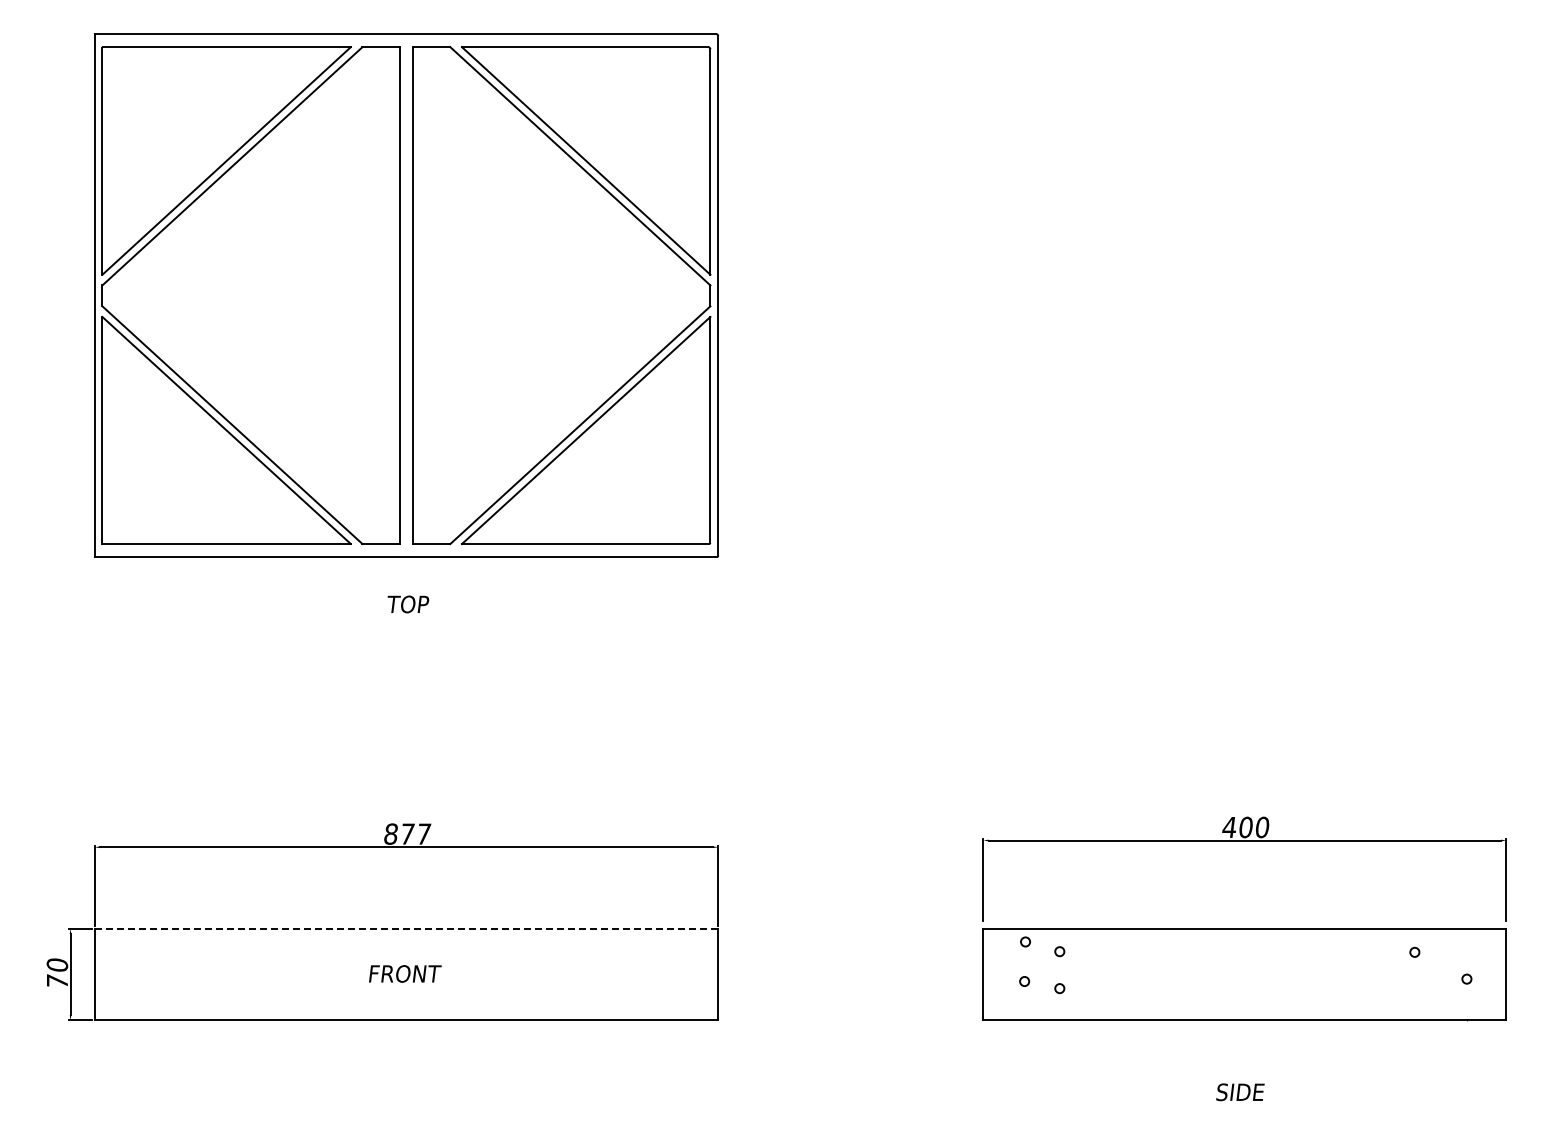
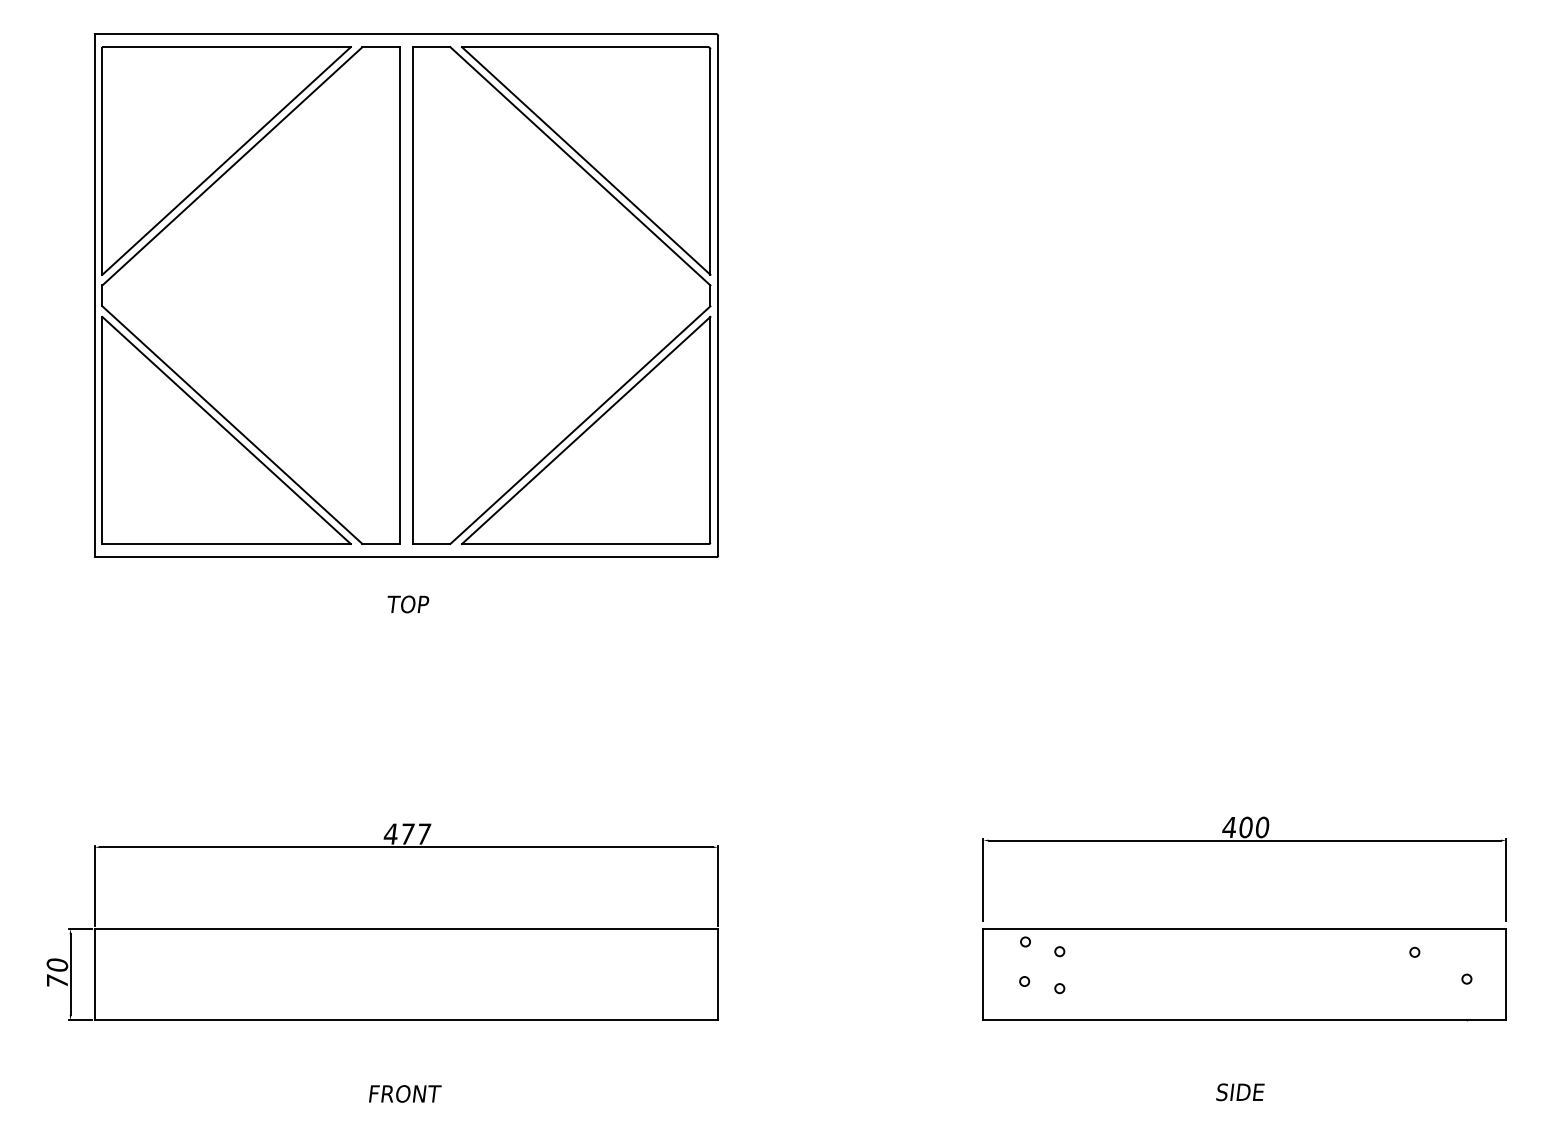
text: 877 -> 477 (390, 833)
line: dashed -> solid (406, 928)
text position: (405, 973) -> (405, 1093) (405, 1093)
